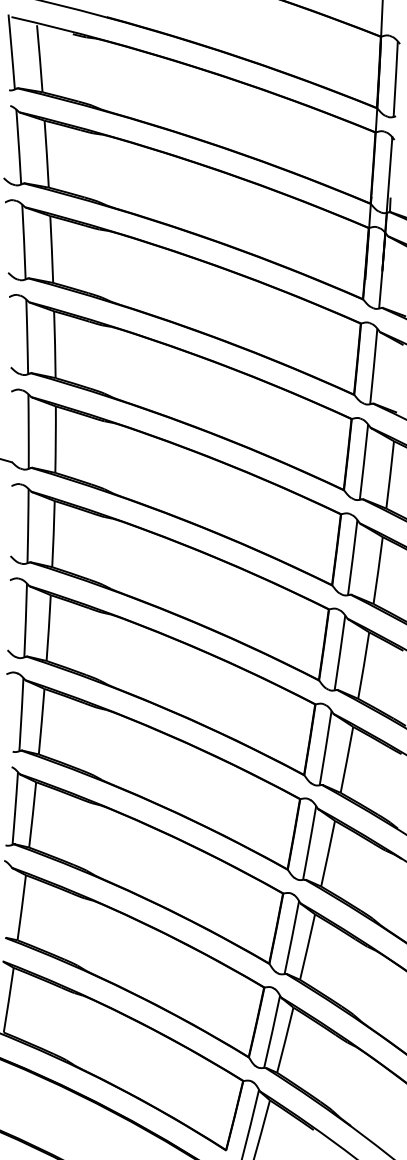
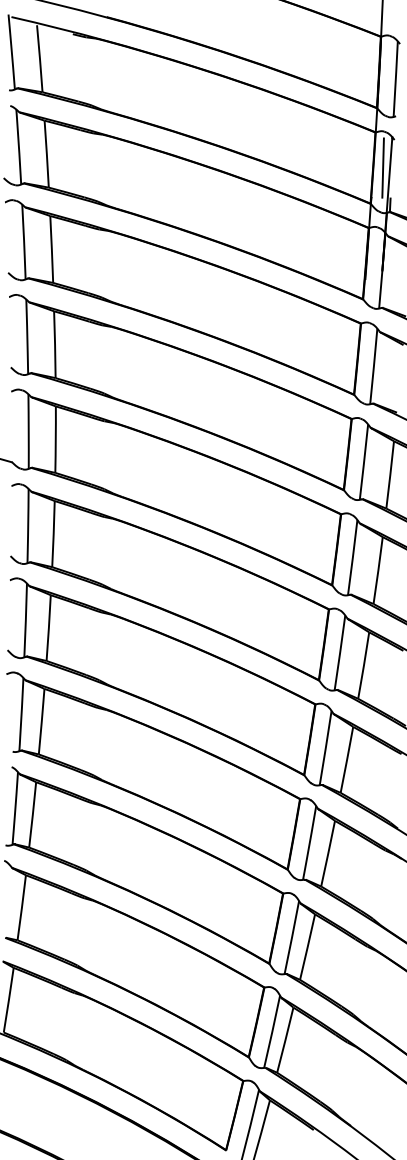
line: none -> present (382, 167)
